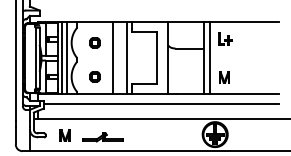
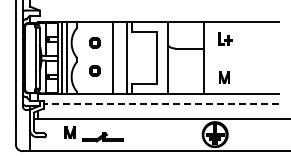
line: present -> none (210, 57)
part position: (94, 76) -> (94, 70) (94, 70)
line: solid -> dashed (161, 104)
part position: (64, 135) -> (69, 132) (69, 132)
